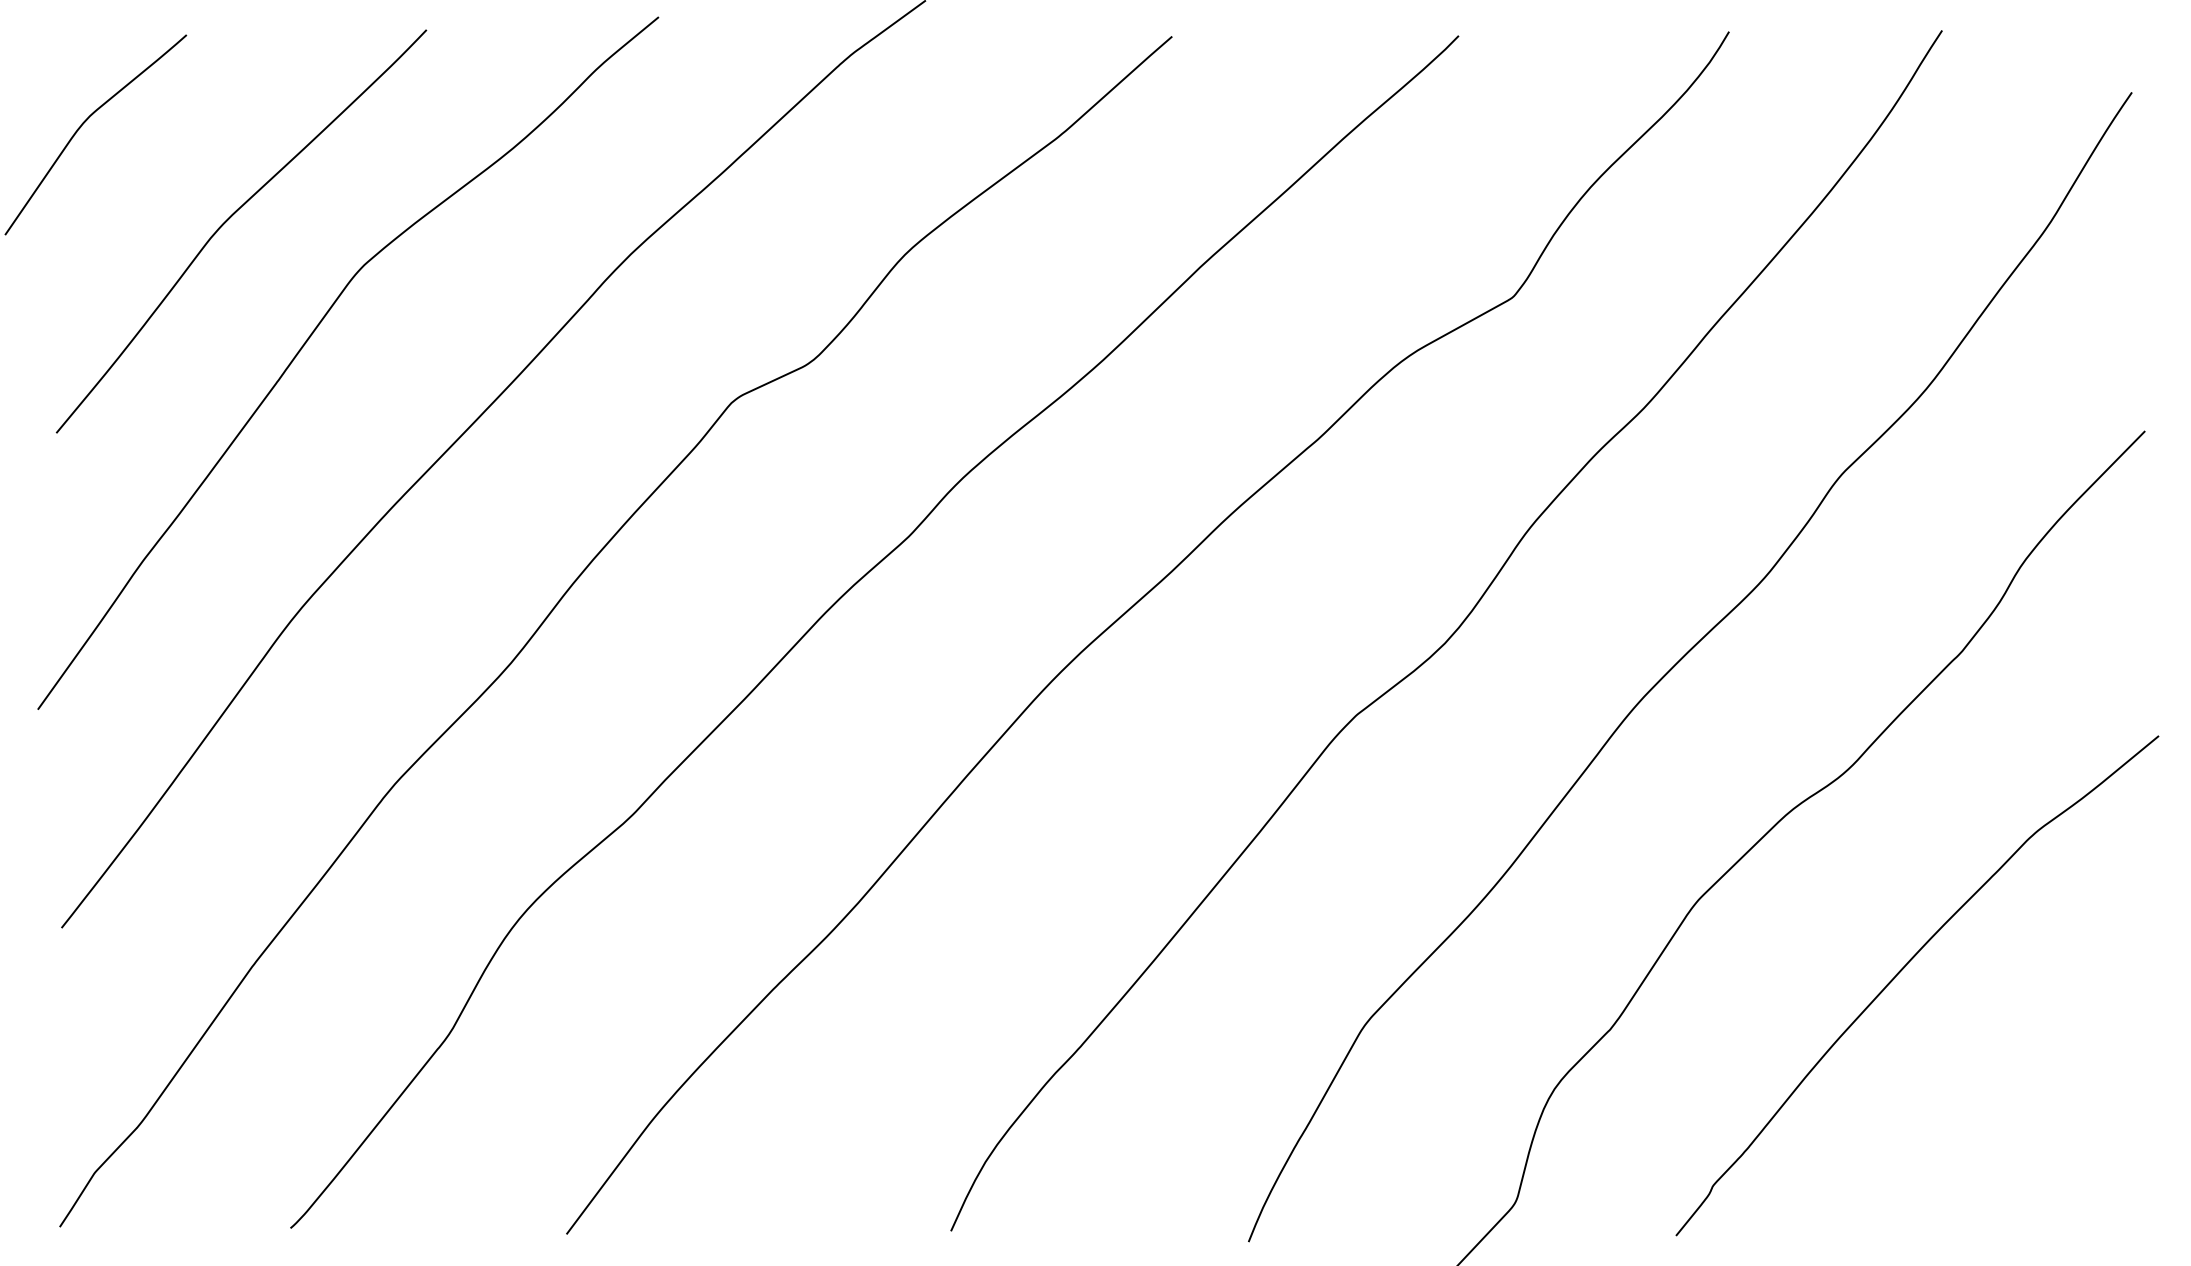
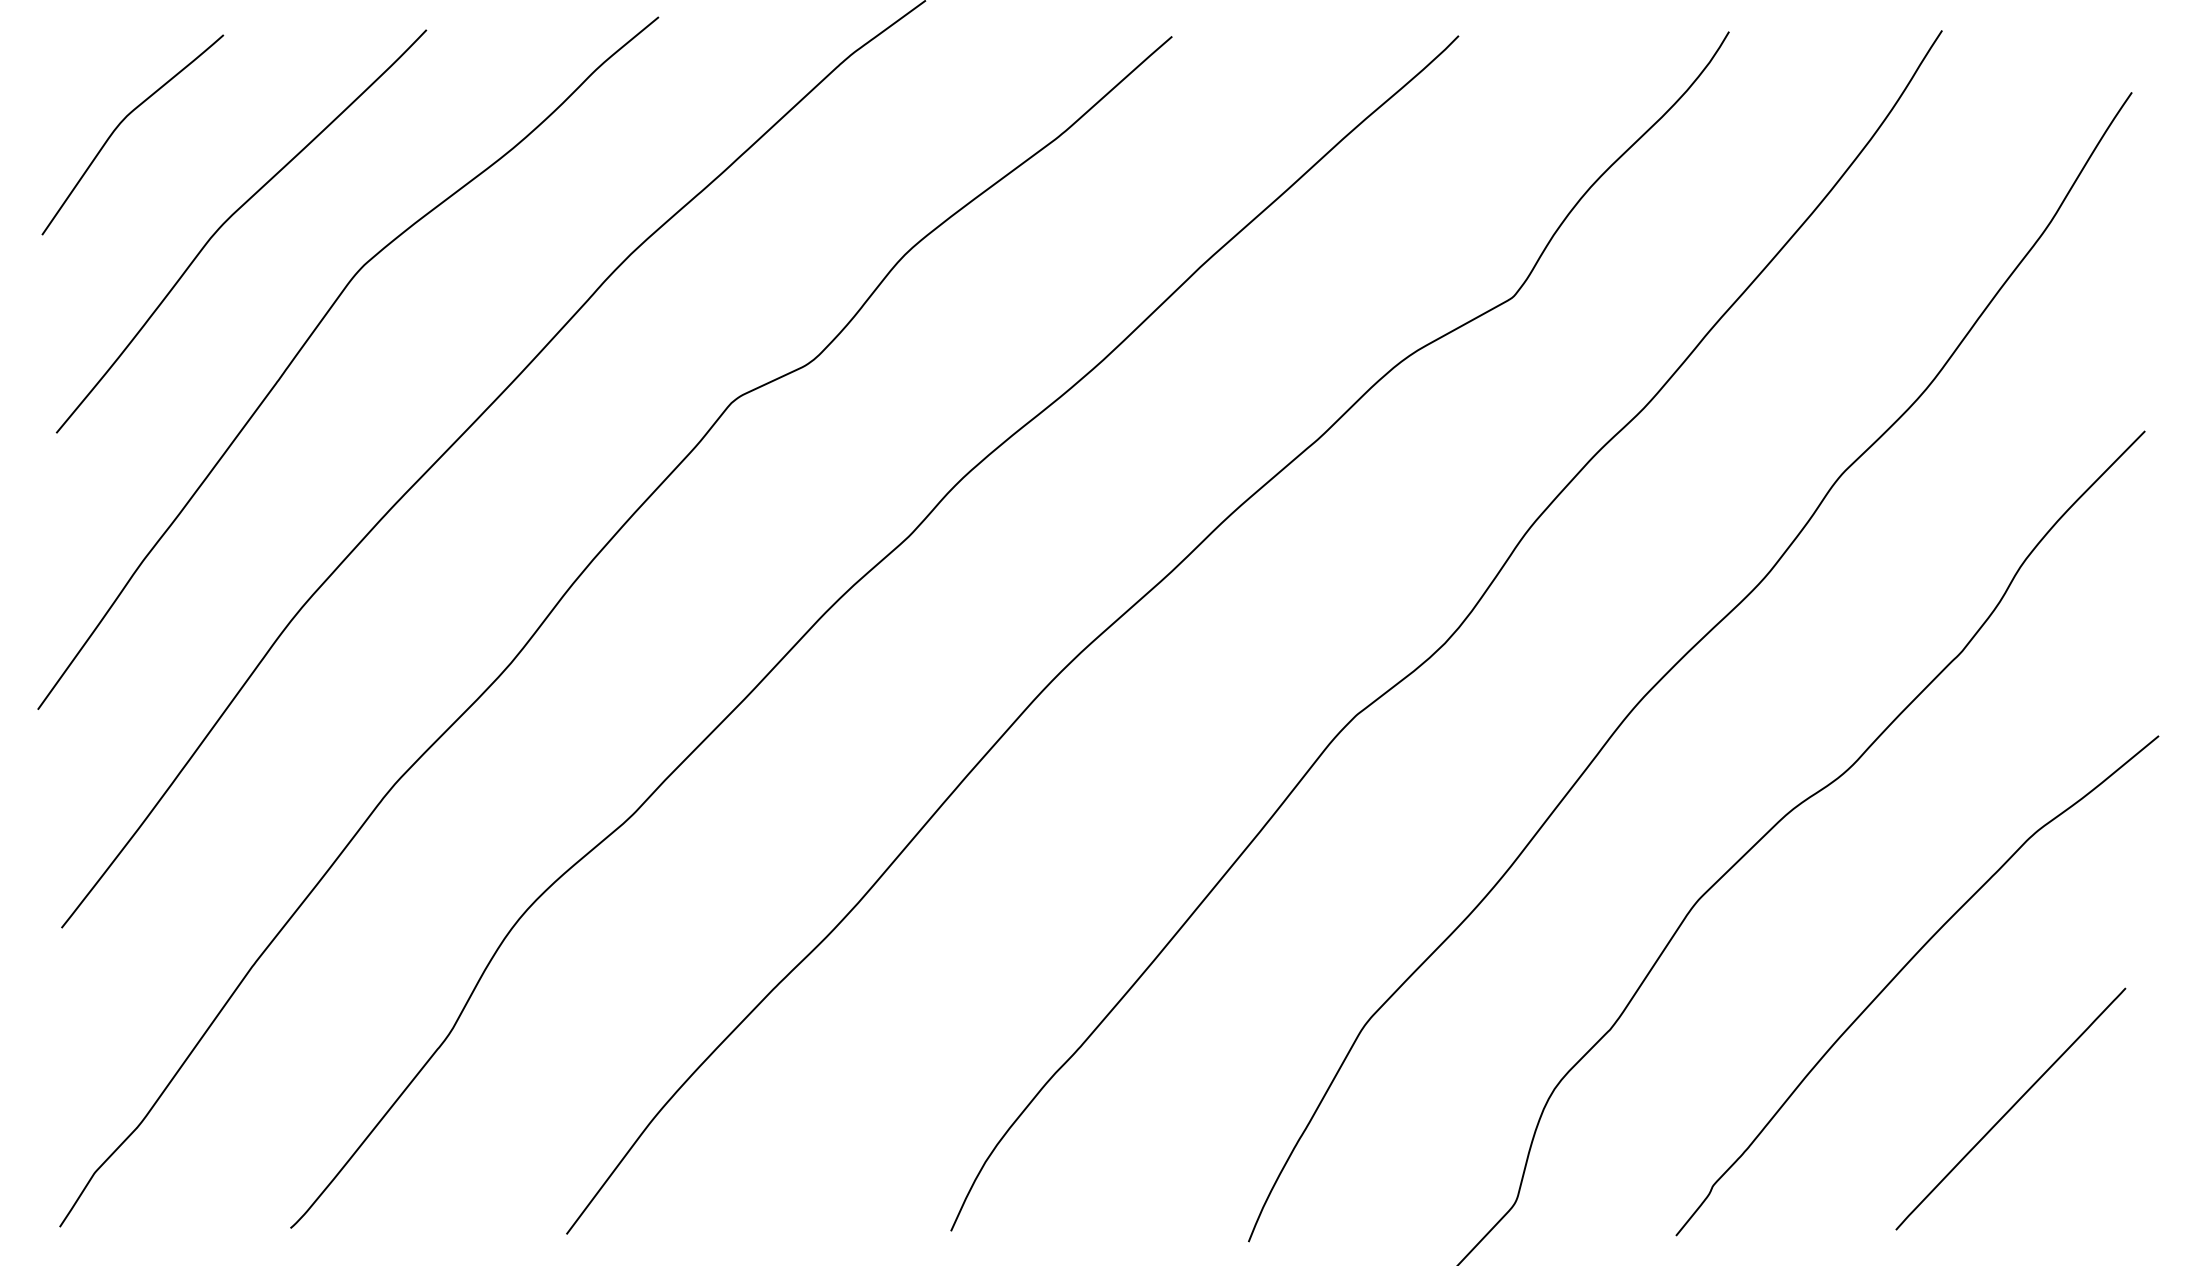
curve position: (84, 123) -> (121, 123) (121, 123)
line: none -> present (2010, 1108)
